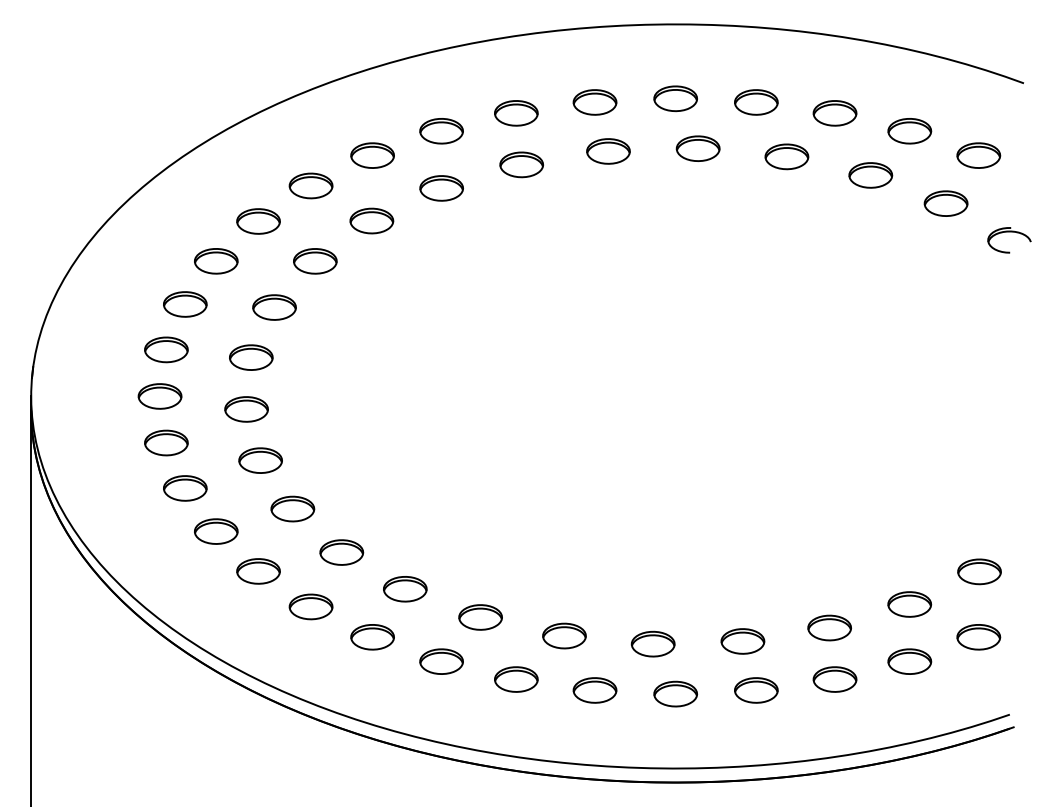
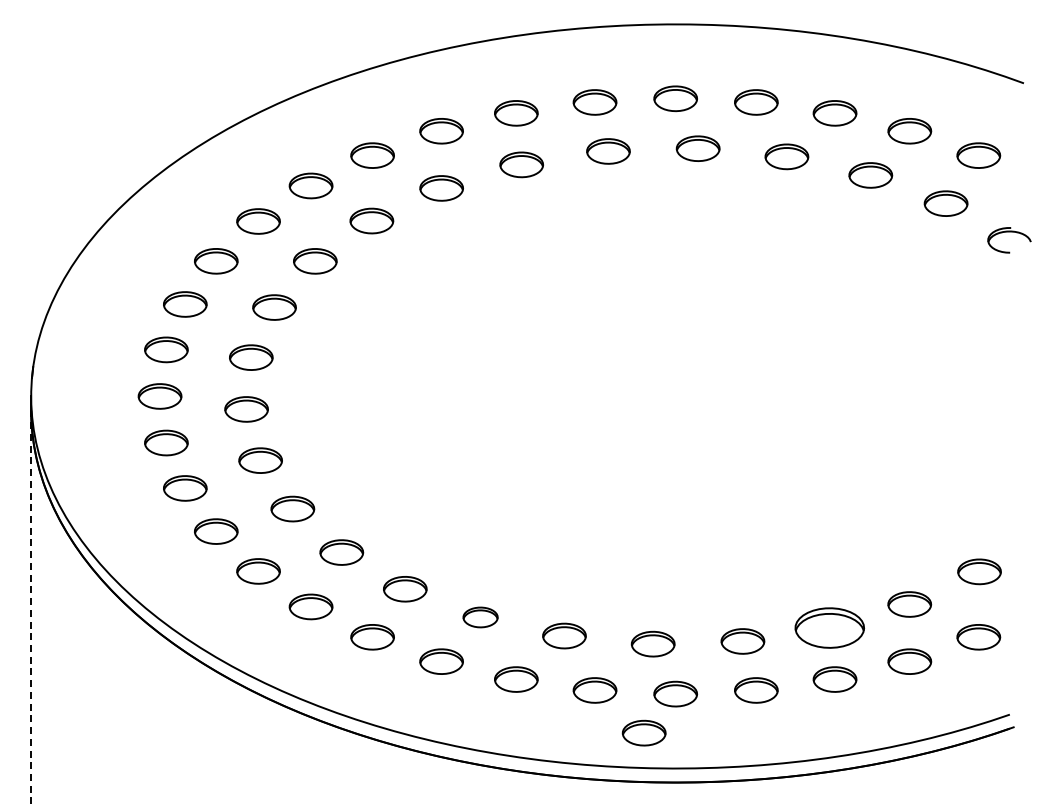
line: solid -> dashed (31, 608)
part size: 45x27 px -> 37x23 px (480, 617)
part size: 45x28 px -> 71x42 px (829, 627)
part: none -> present (643, 732)
